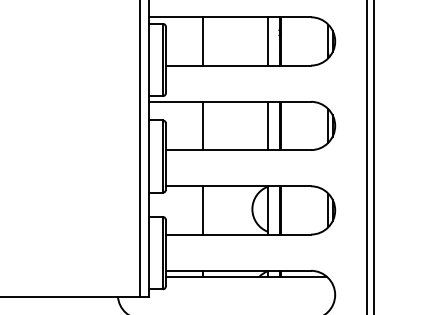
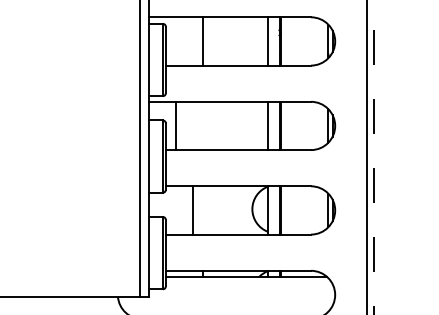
line position: (203, 125) -> (176, 125) (176, 125)
line: solid -> dashed (373, 156)
line position: (203, 210) -> (193, 210) (193, 210)
